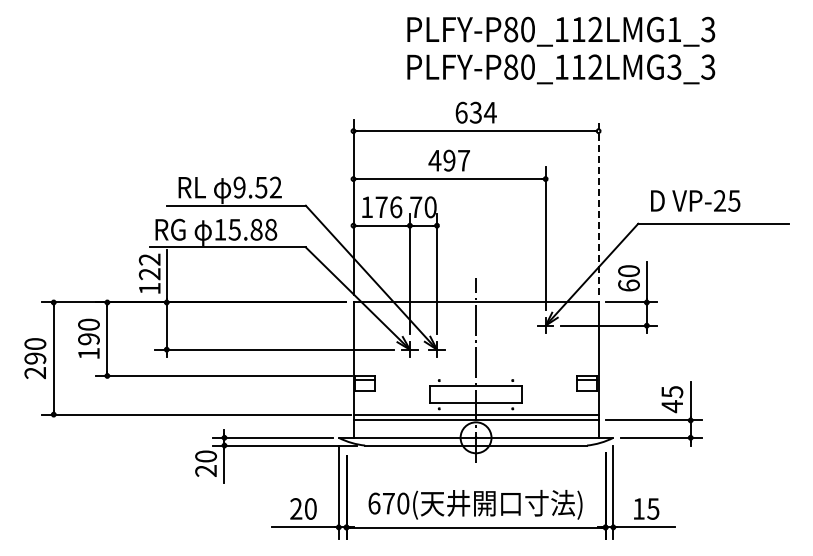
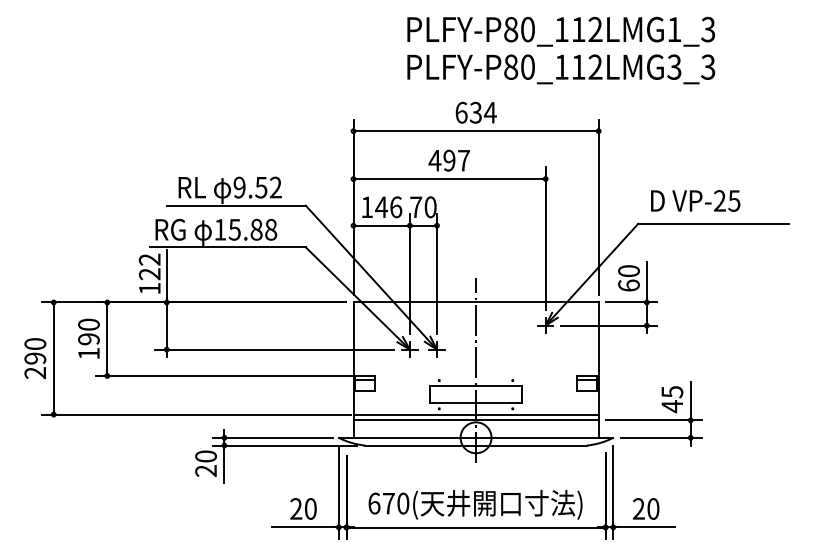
text: 176 -> 146 (381, 206)
line: dashed -> solid (598, 207)
text: 15 -> 20 (646, 508)
